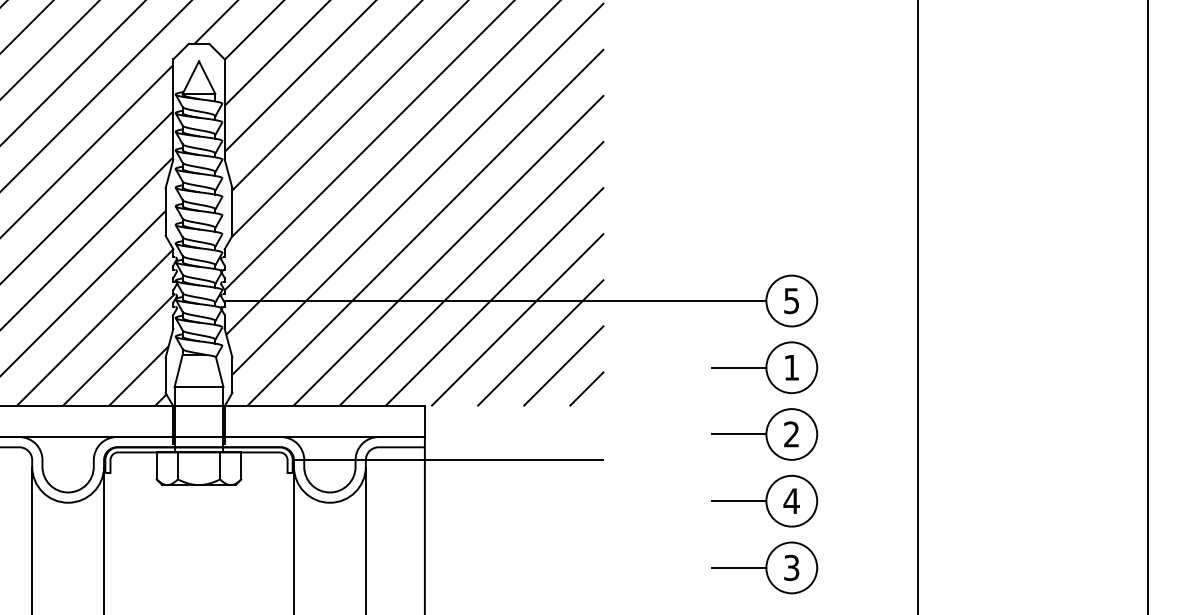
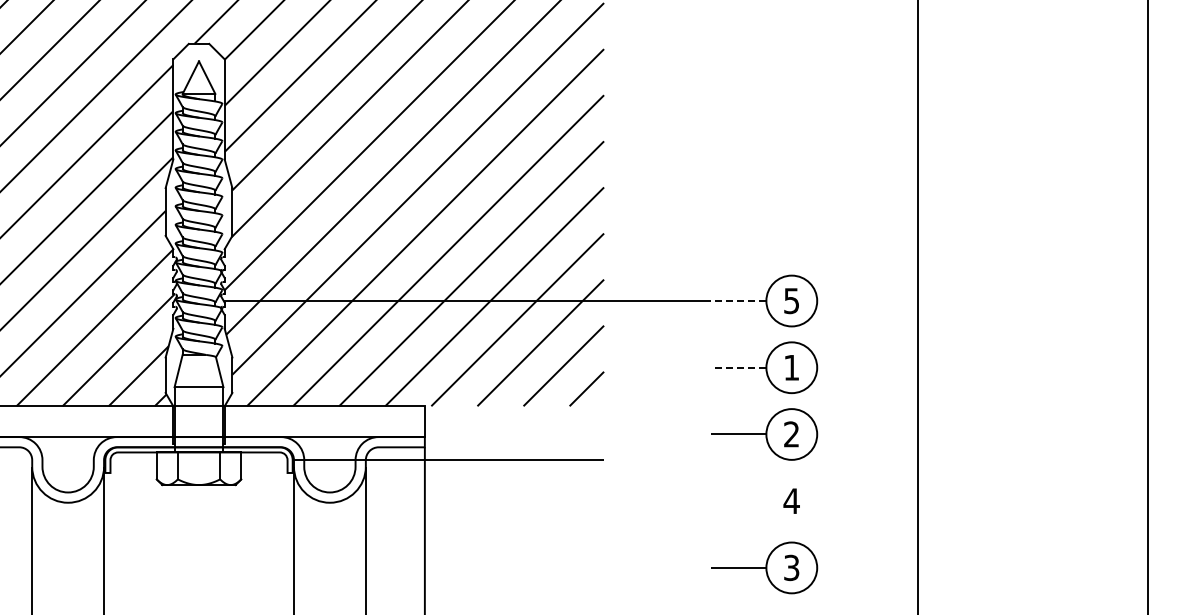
line: solid -> dashed (738, 301)
line: solid -> dashed (738, 367)
part: present -> none (764, 500)
